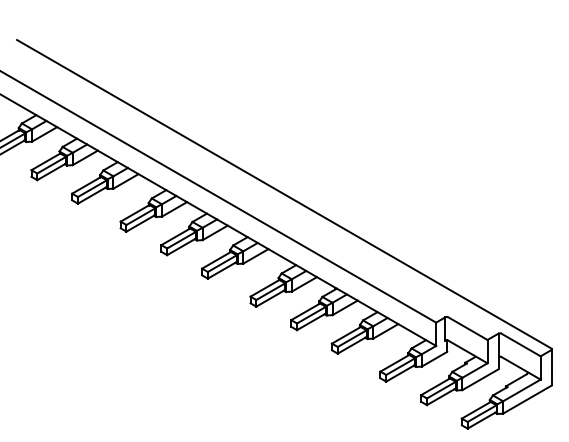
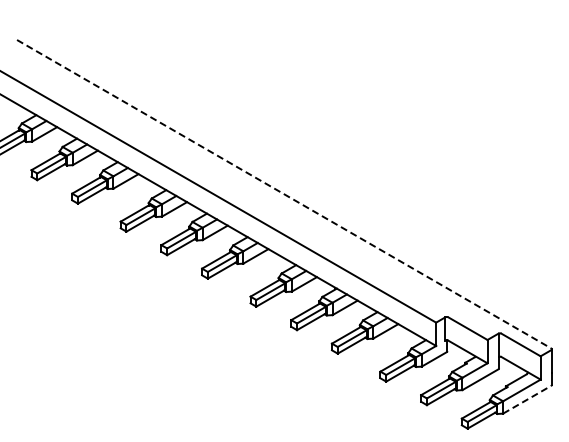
line: solid -> dashed (284, 194)
line: solid -> dashed (527, 399)
